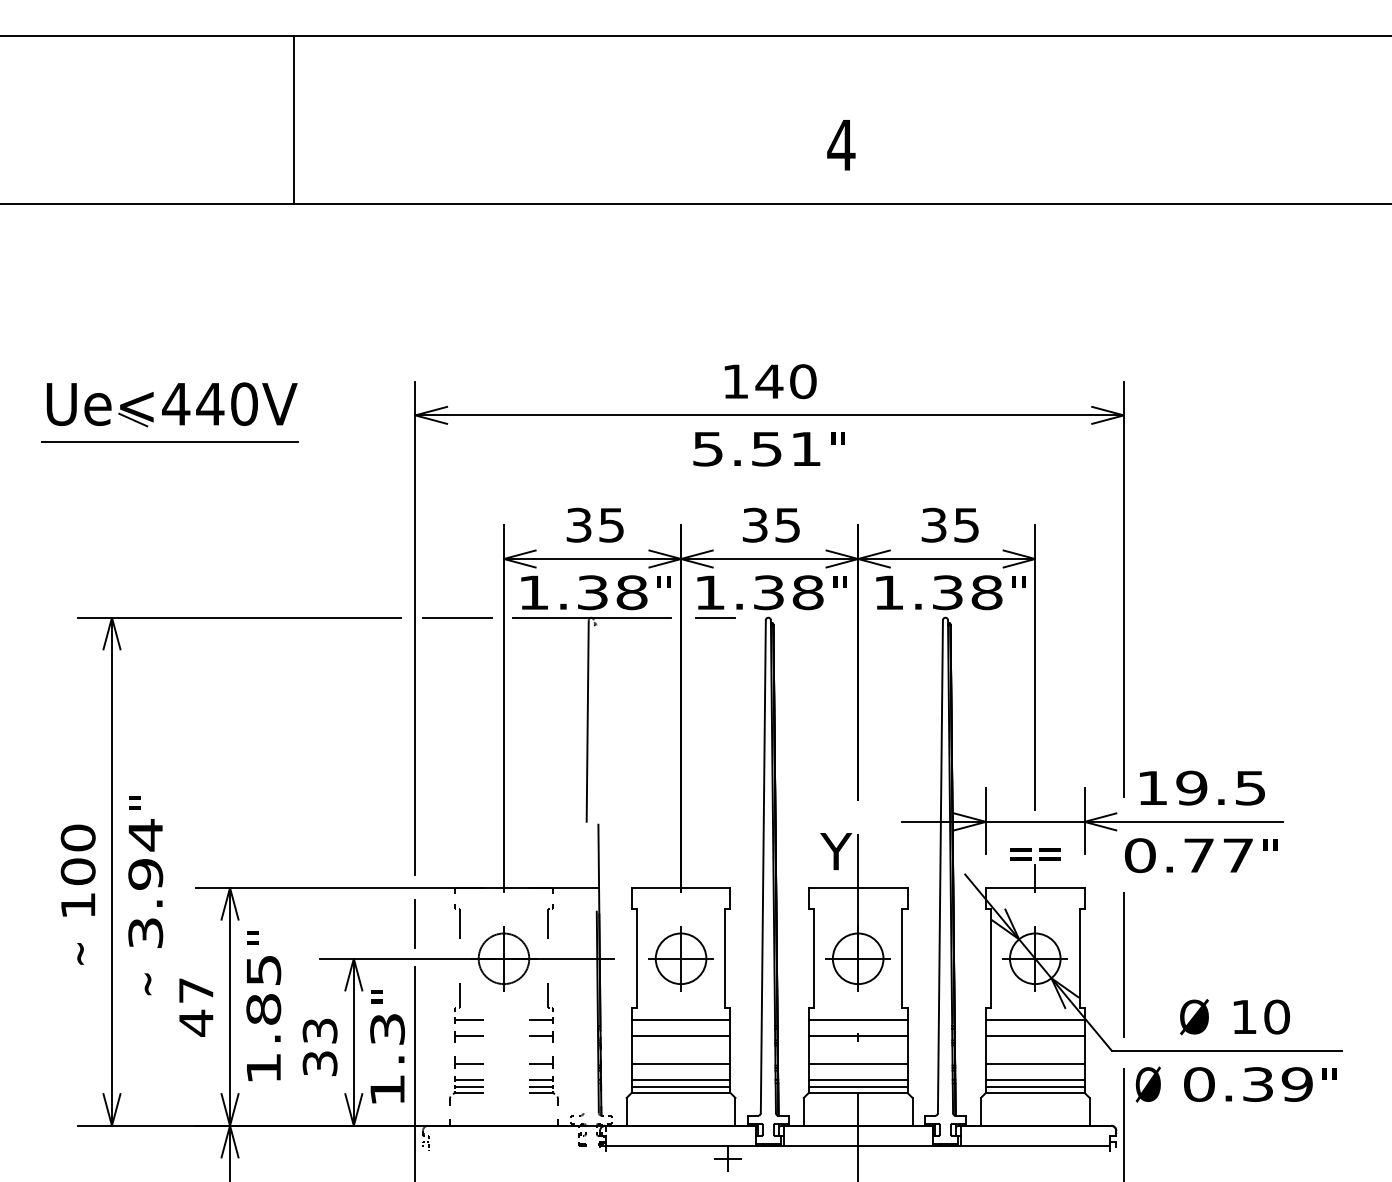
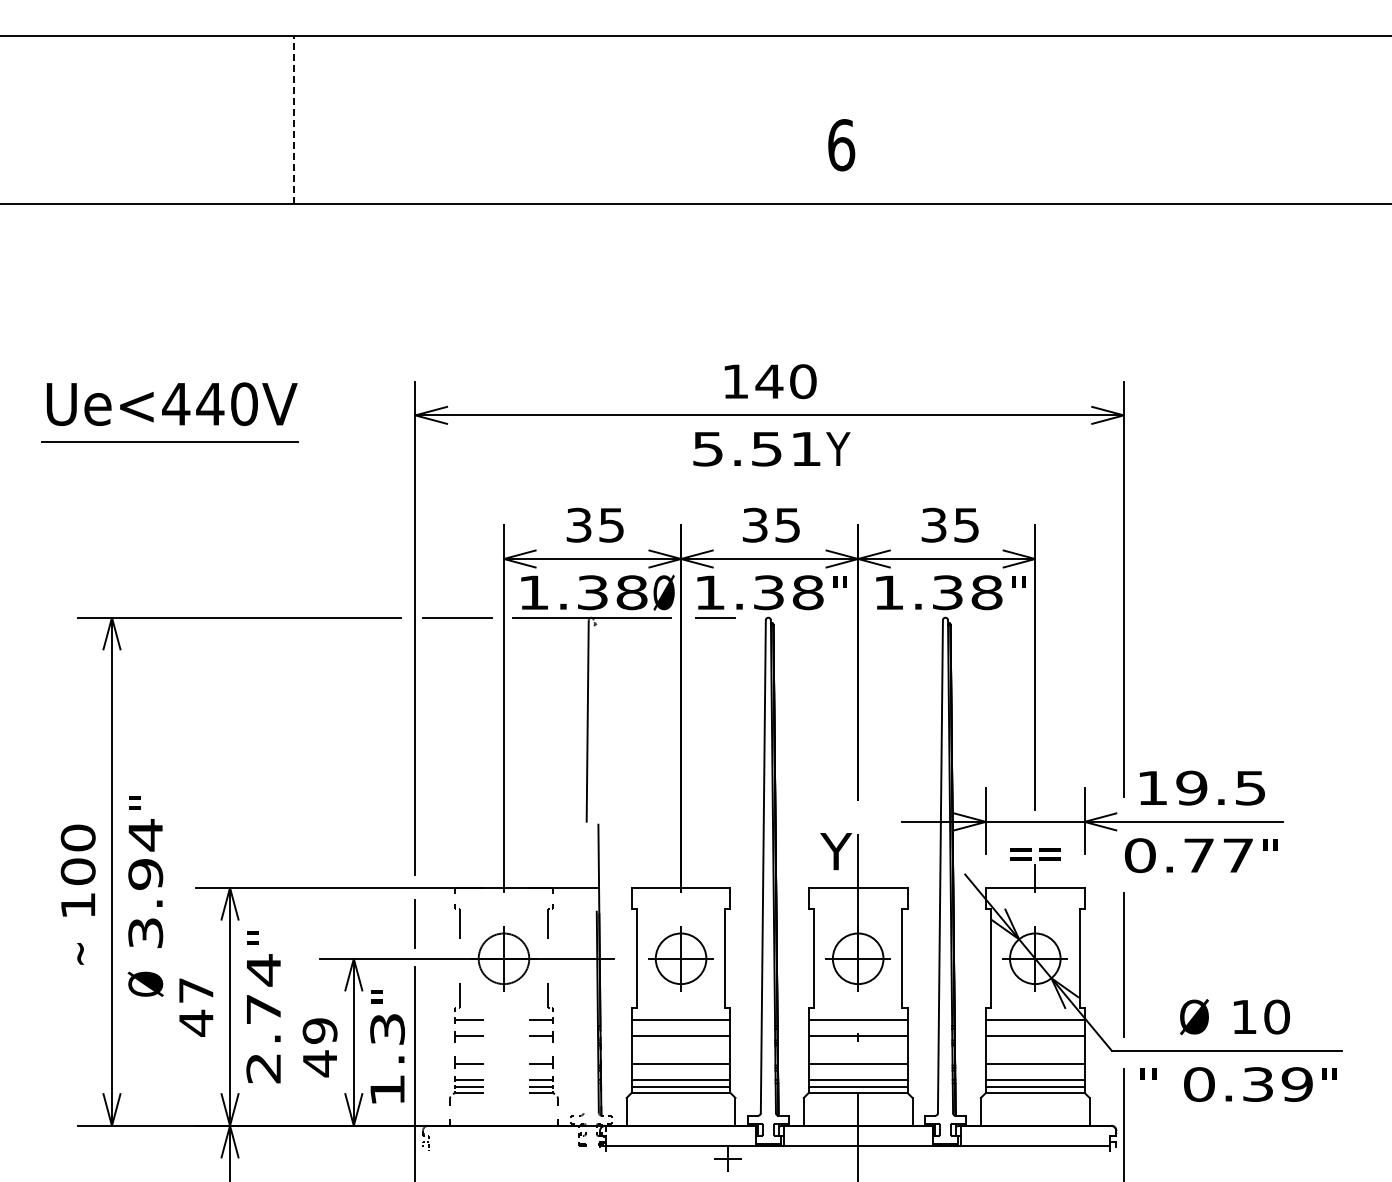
line: solid -> dashed (293, 119)
text: 4 -> 6 (841, 145)
line: present -> none (133, 419)
text: " -> Y (838, 448)
text: " -> Ø (663, 592)
text: ~ -> Ø (145, 983)
text: 1.85 -> 2.74 (263, 1018)
text: 33 -> 49 (319, 1047)
text: Ø -> " (1147, 1084)
